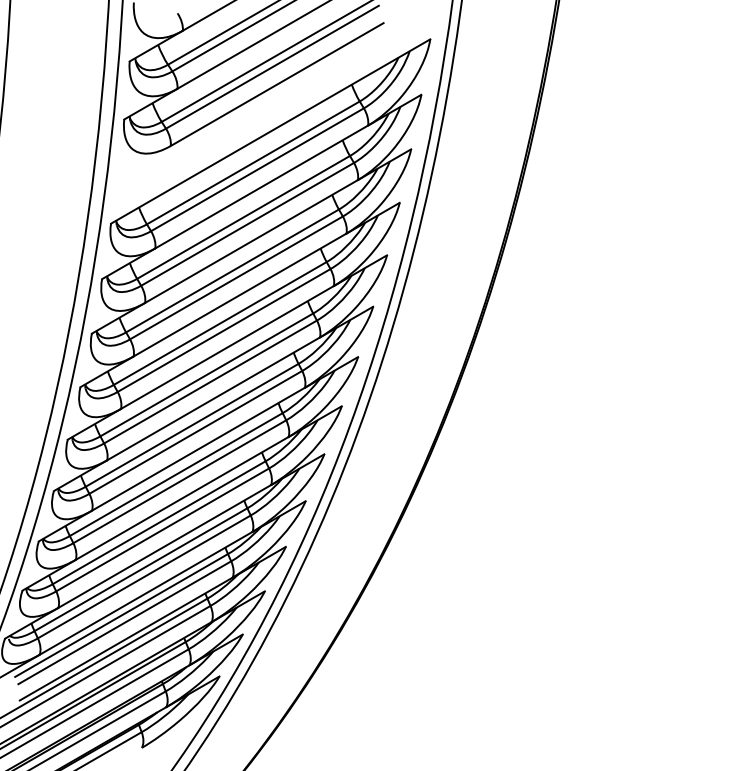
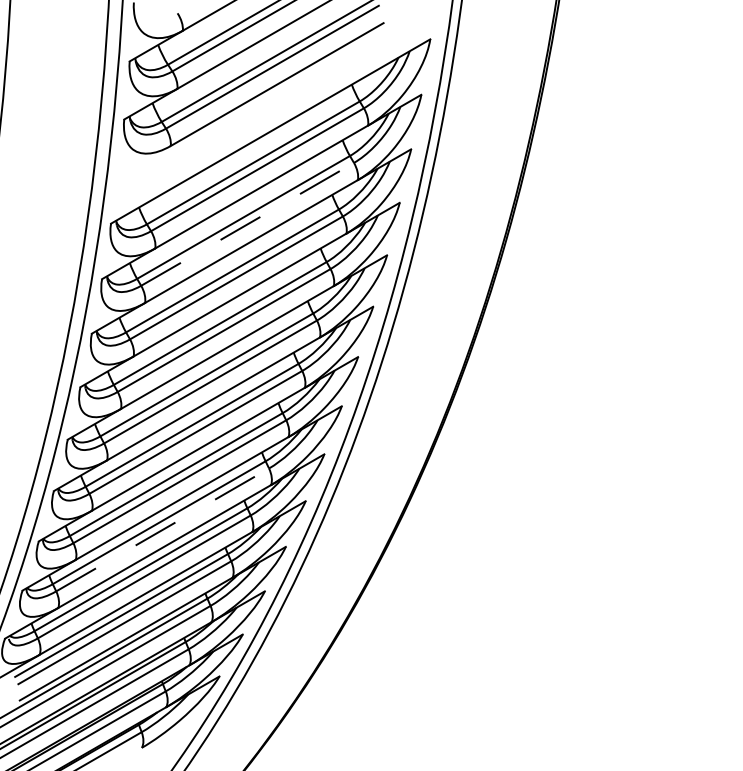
line: solid -> dashed (247, 224)
line: solid -> dashed (162, 529)
